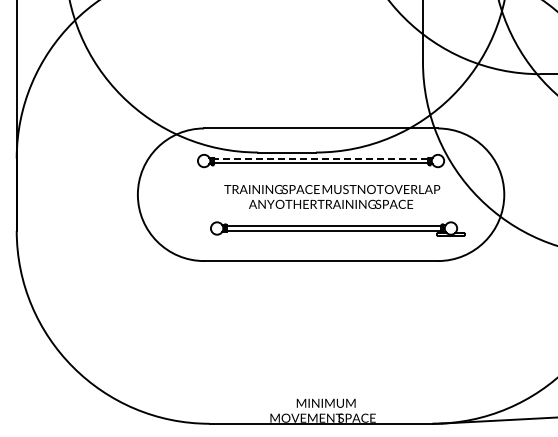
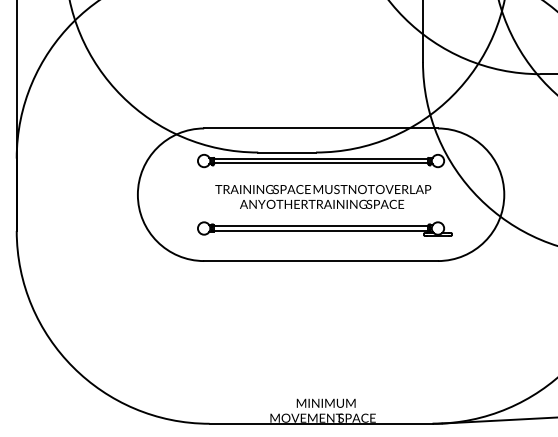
line: dashed -> solid (321, 158)
text position: (332, 196) -> (323, 196) (323, 196)
part position: (337, 228) -> (324, 228) (324, 228)
